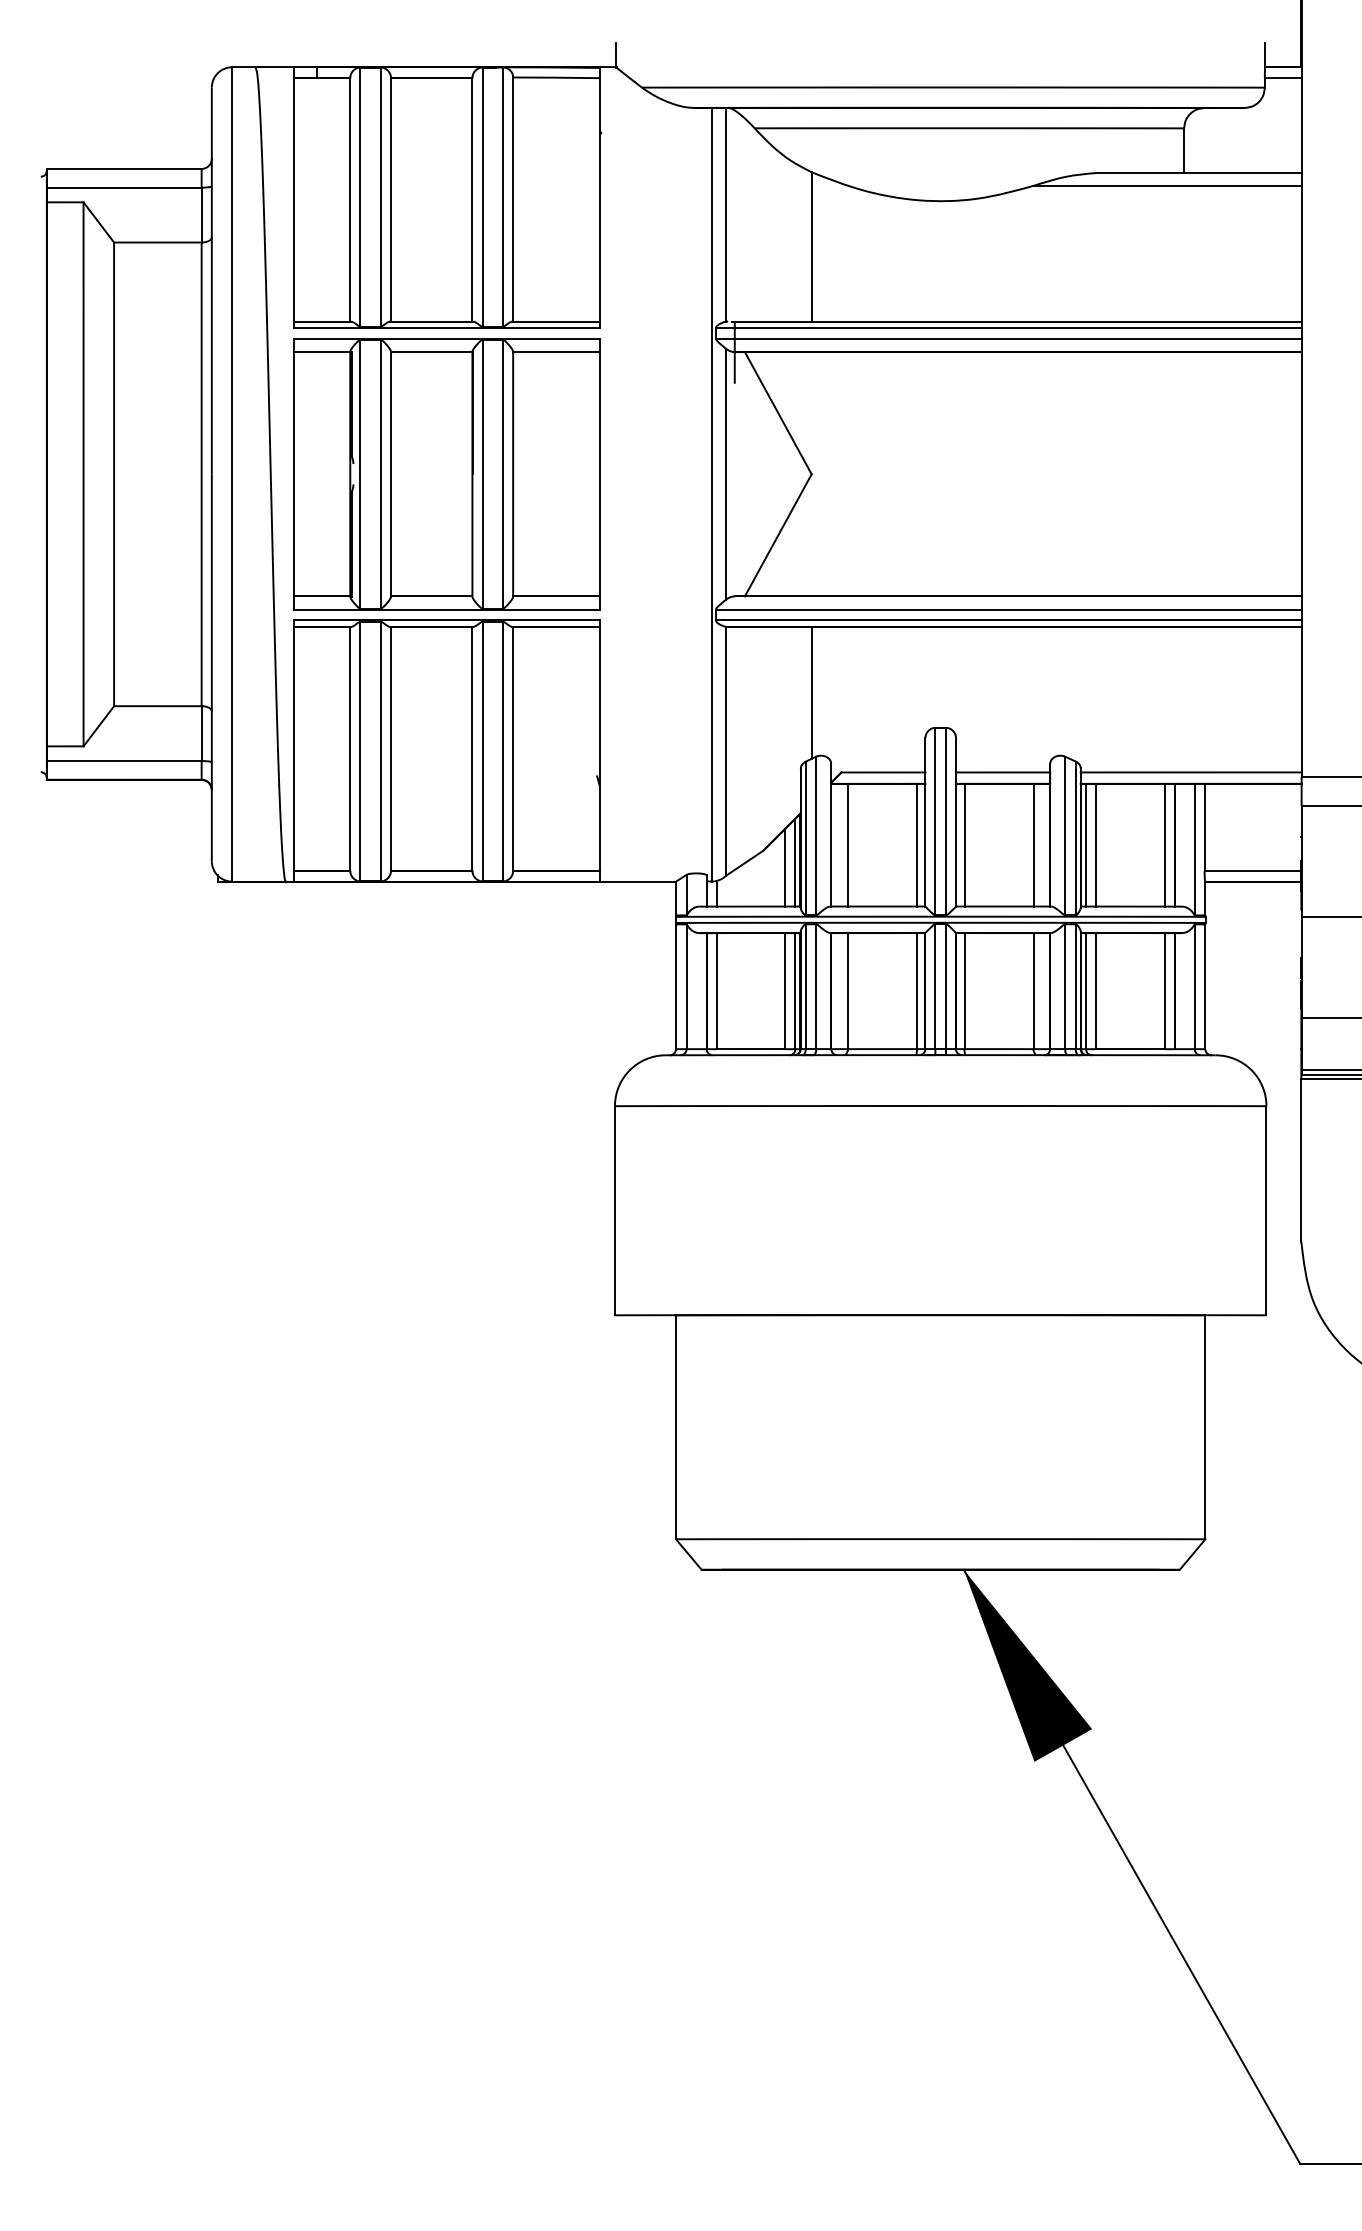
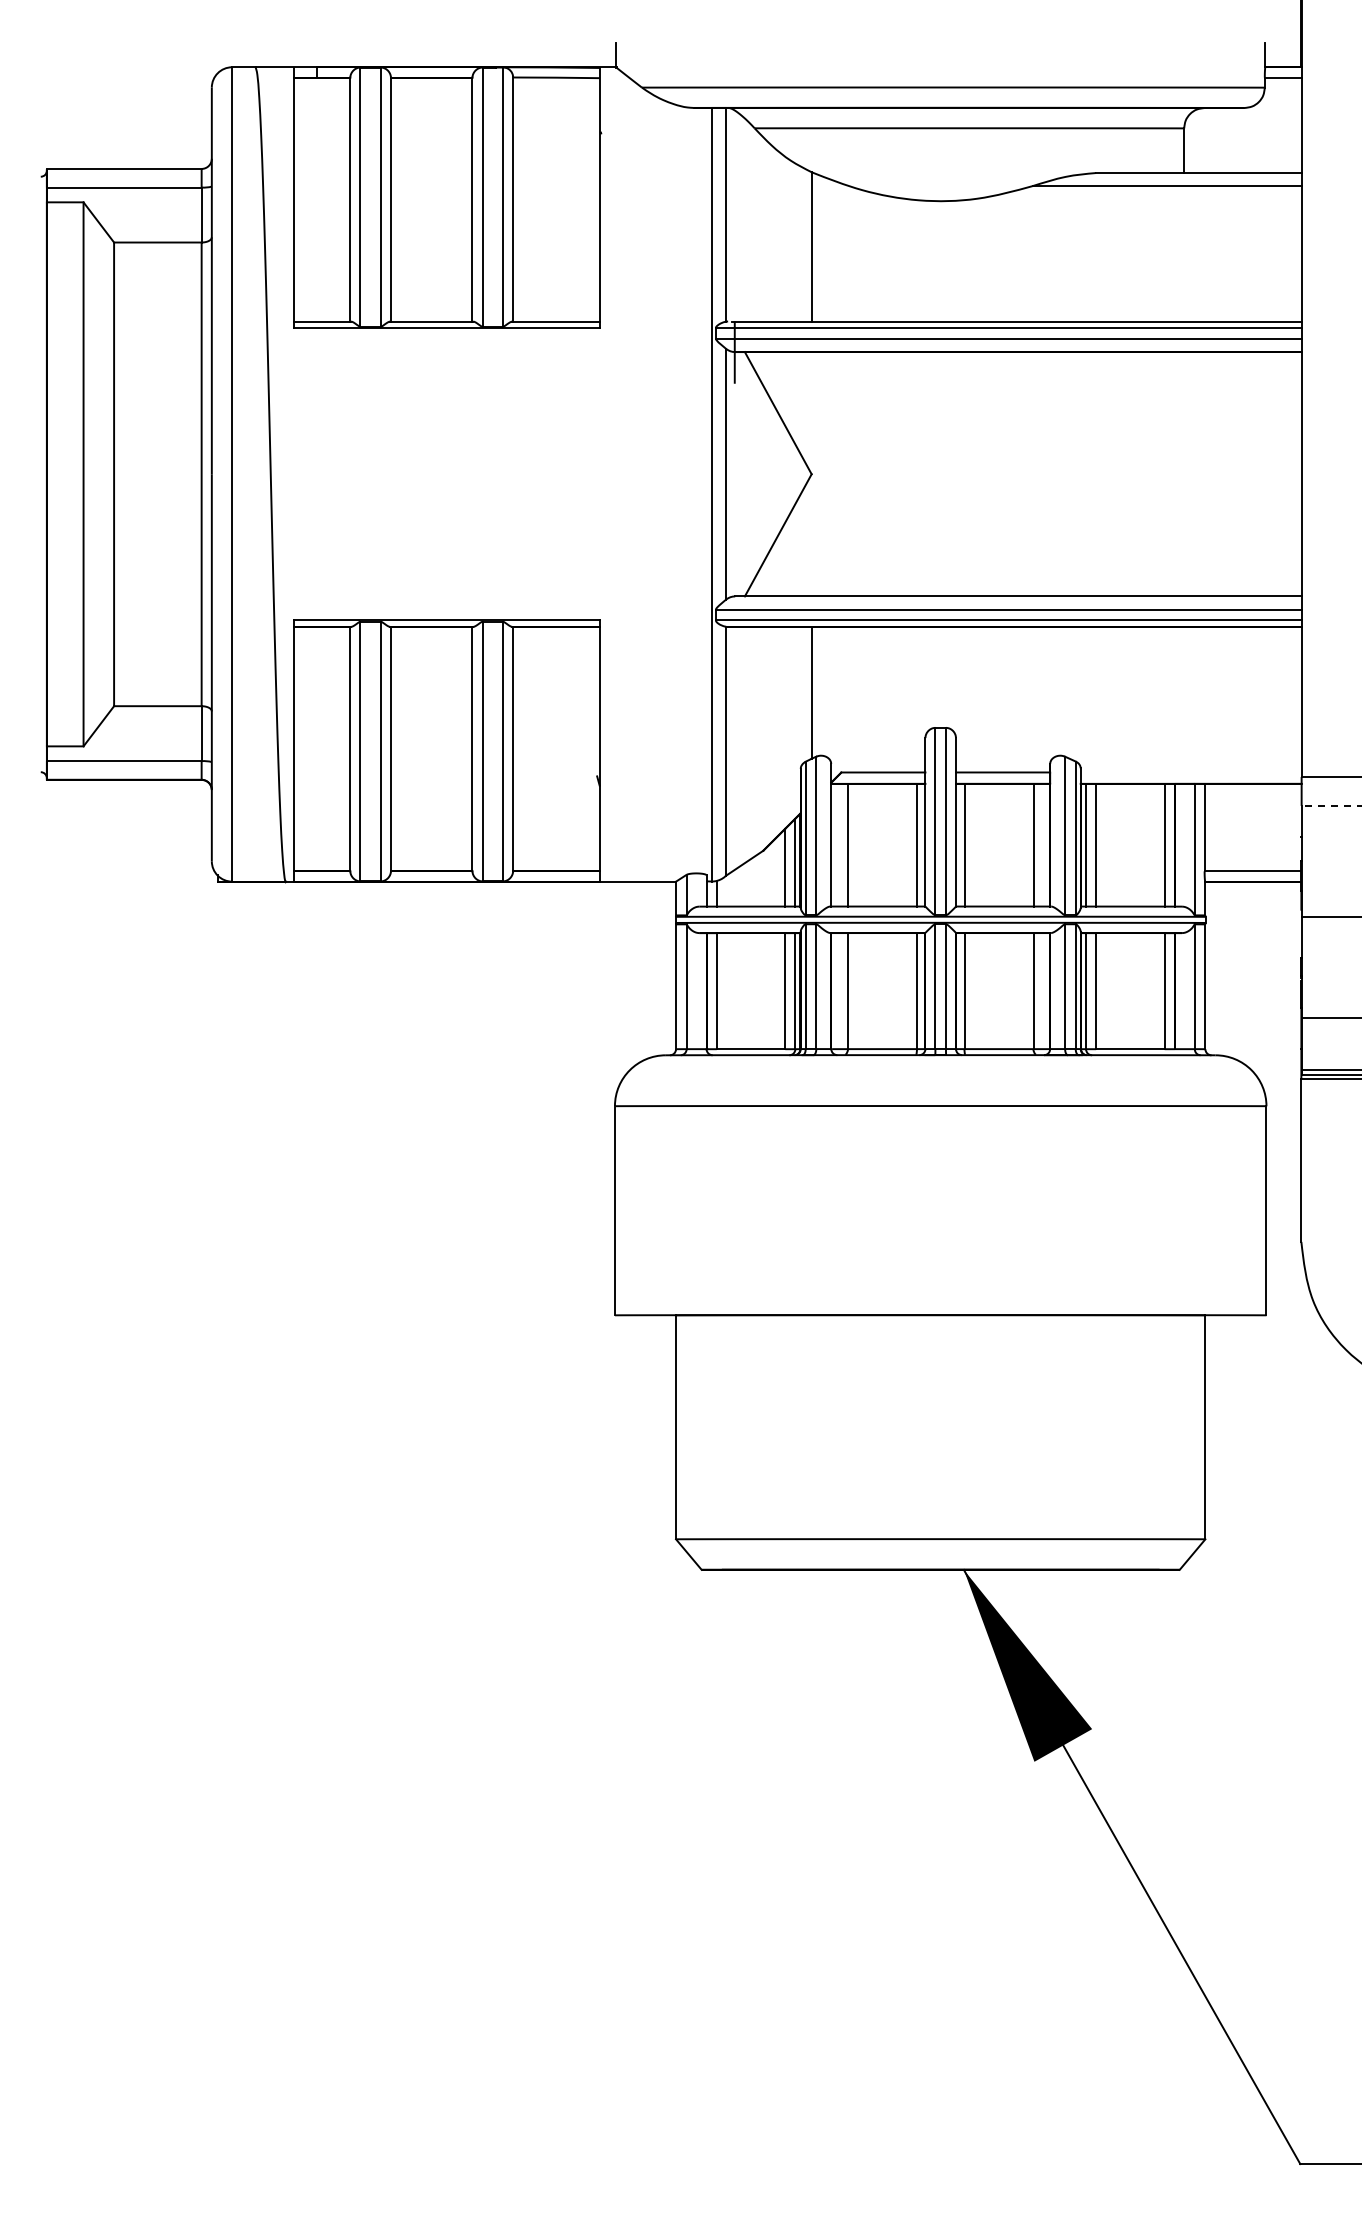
part: present -> none (446, 474)
line: present -> none (1190, 772)
line: solid -> dashed (1331, 805)
